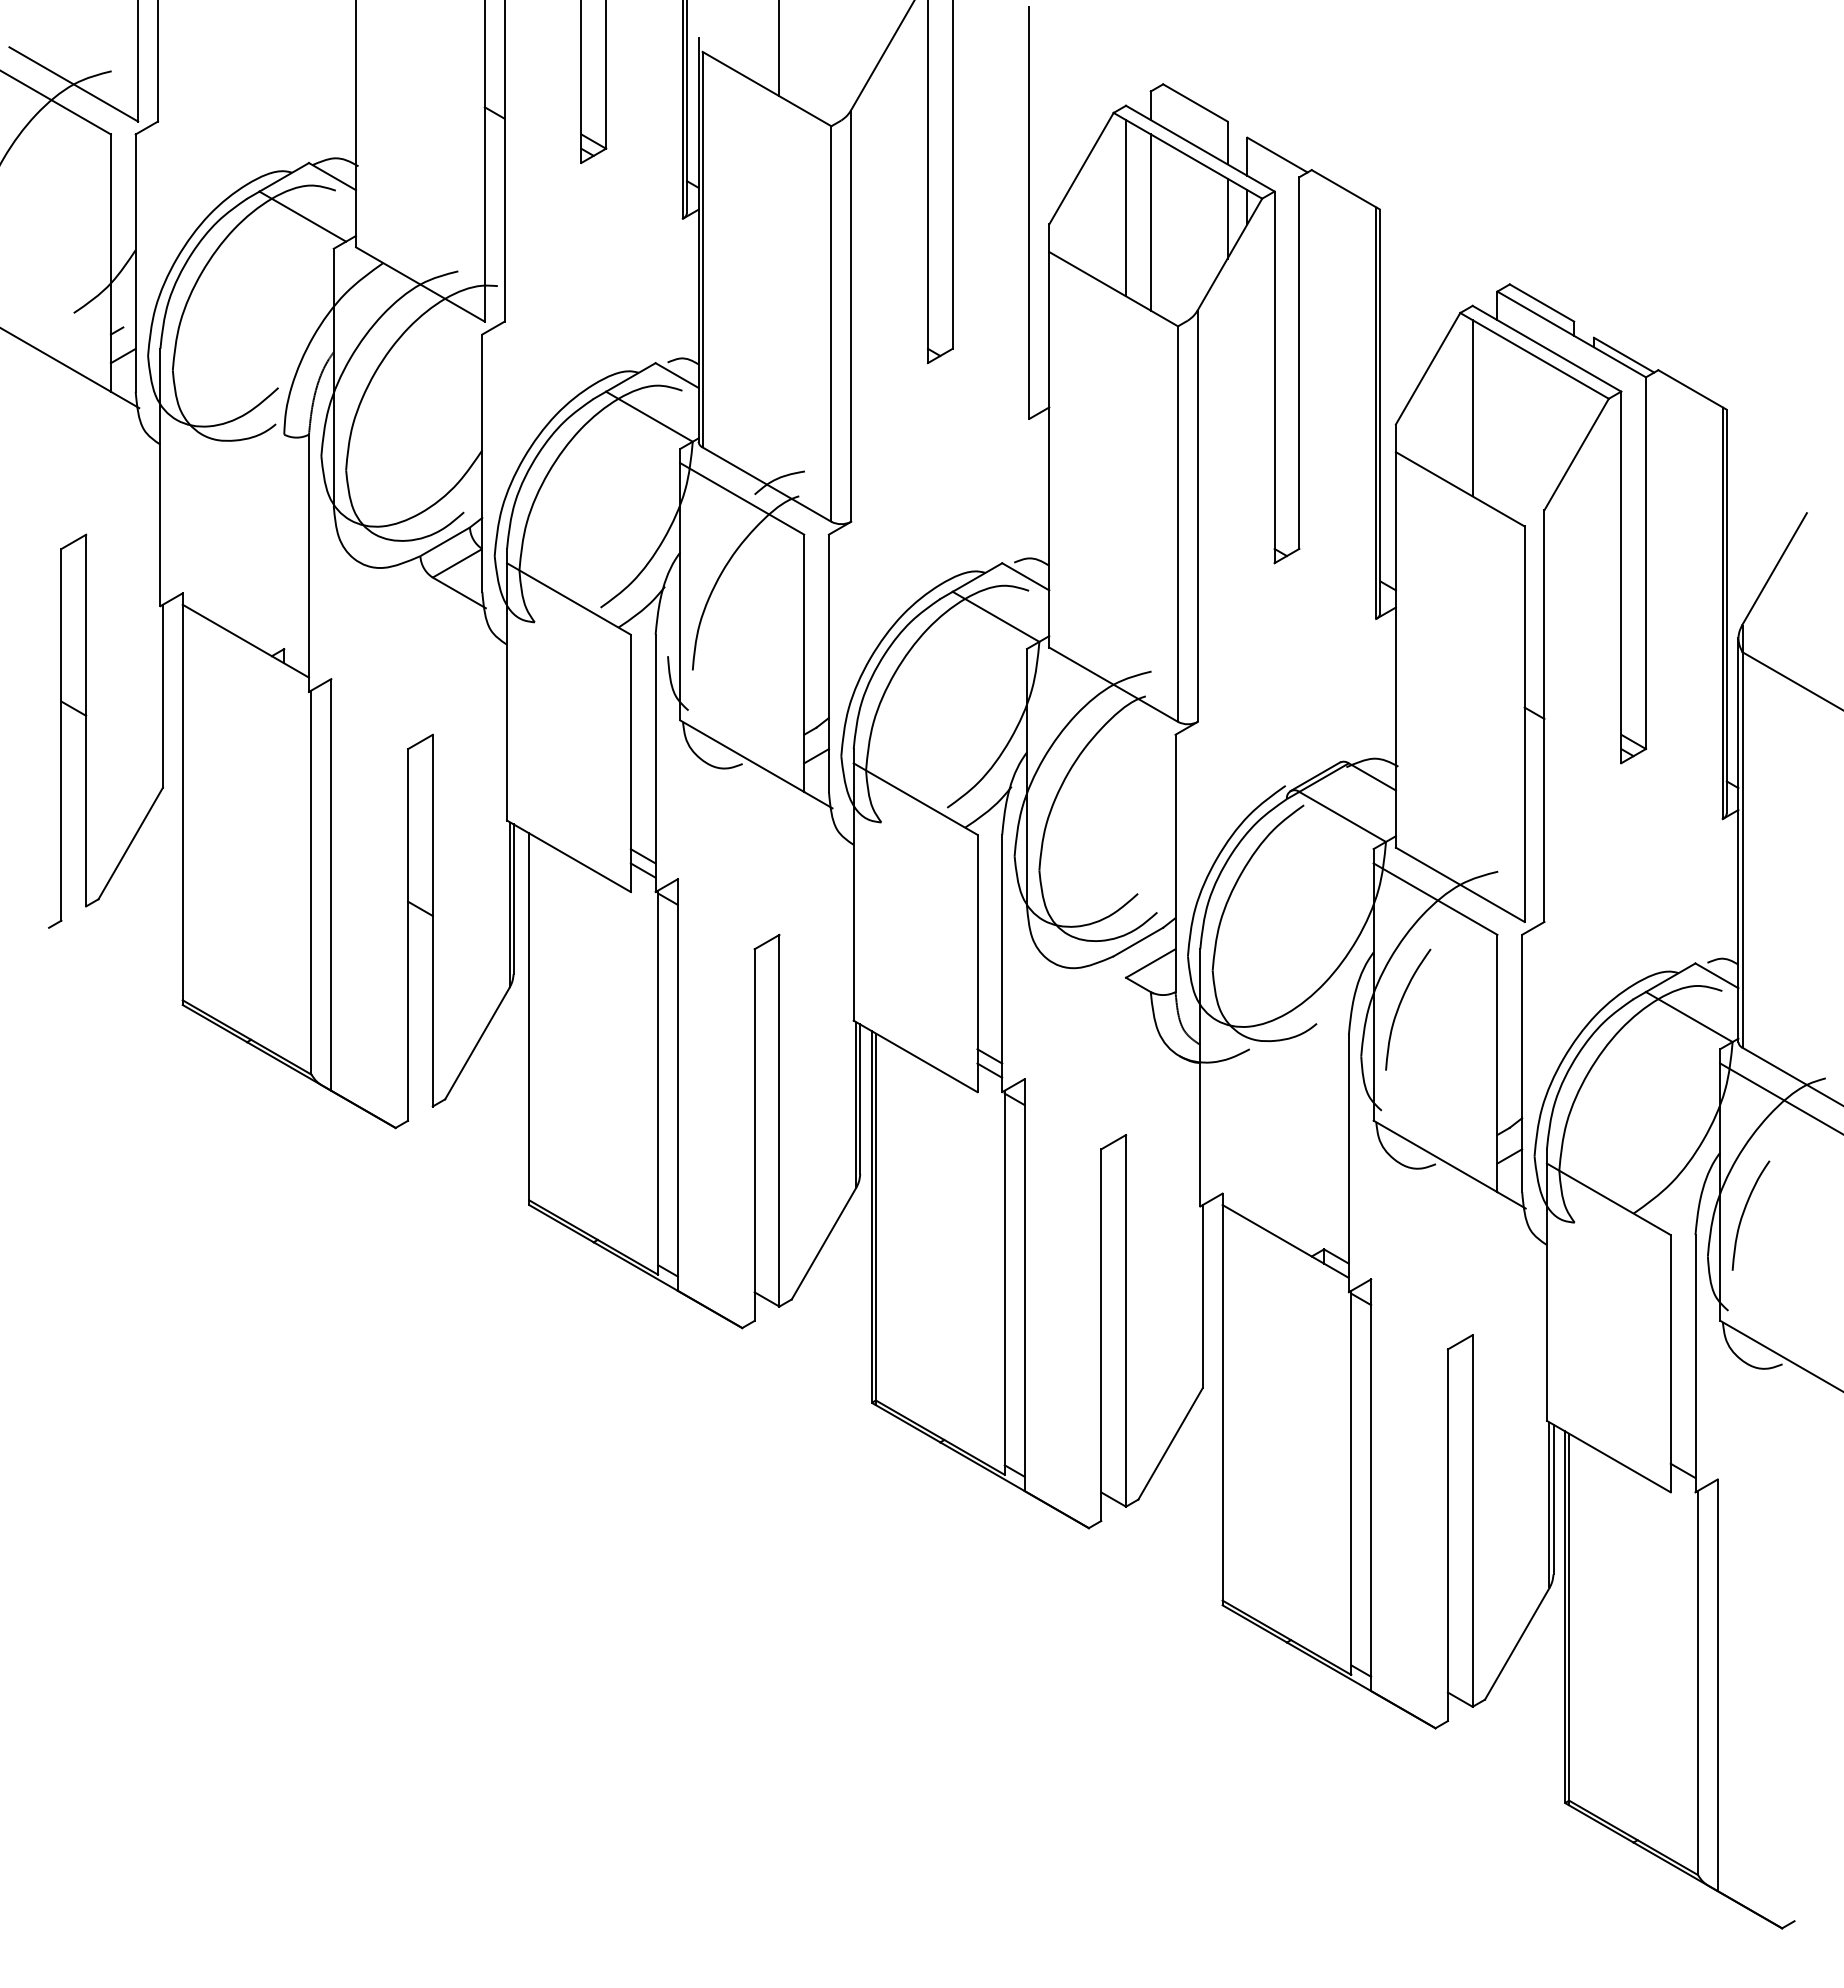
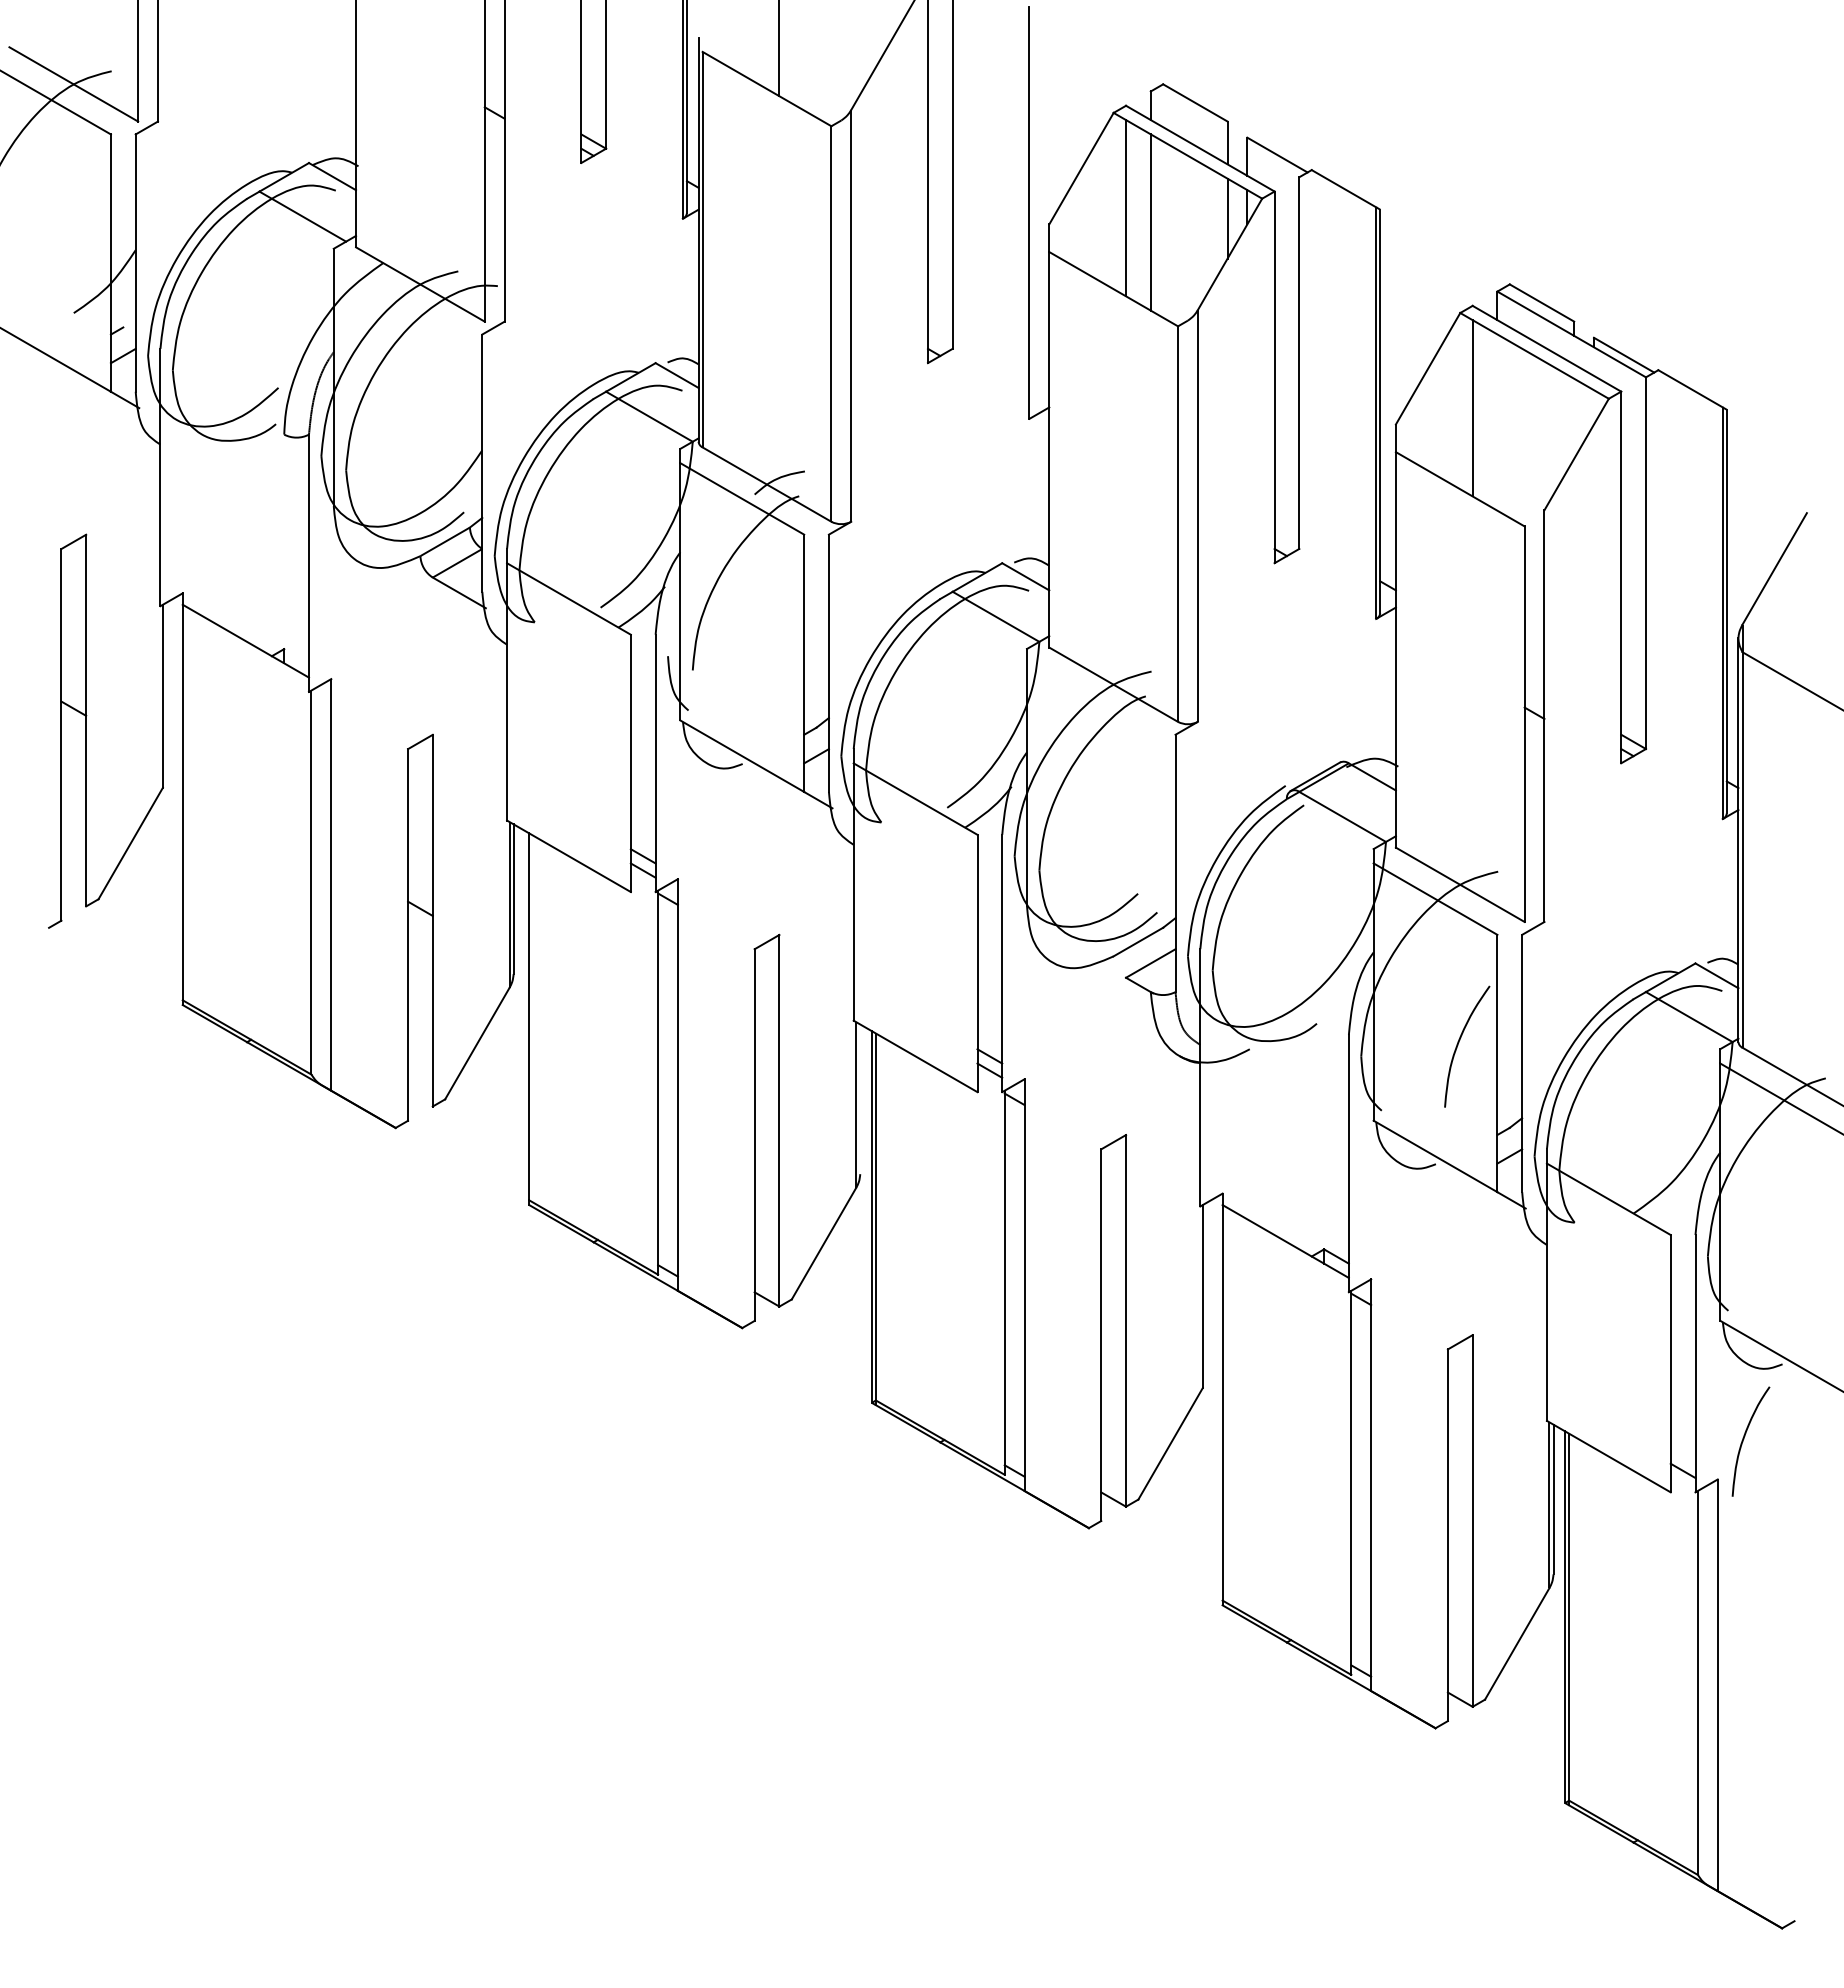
curve position: (1400, 1005) -> (1459, 1042) (1459, 1042)
line: present -> none (860, 1099)
curve position: (1744, 1213) -> (1744, 1439) (1744, 1439)
